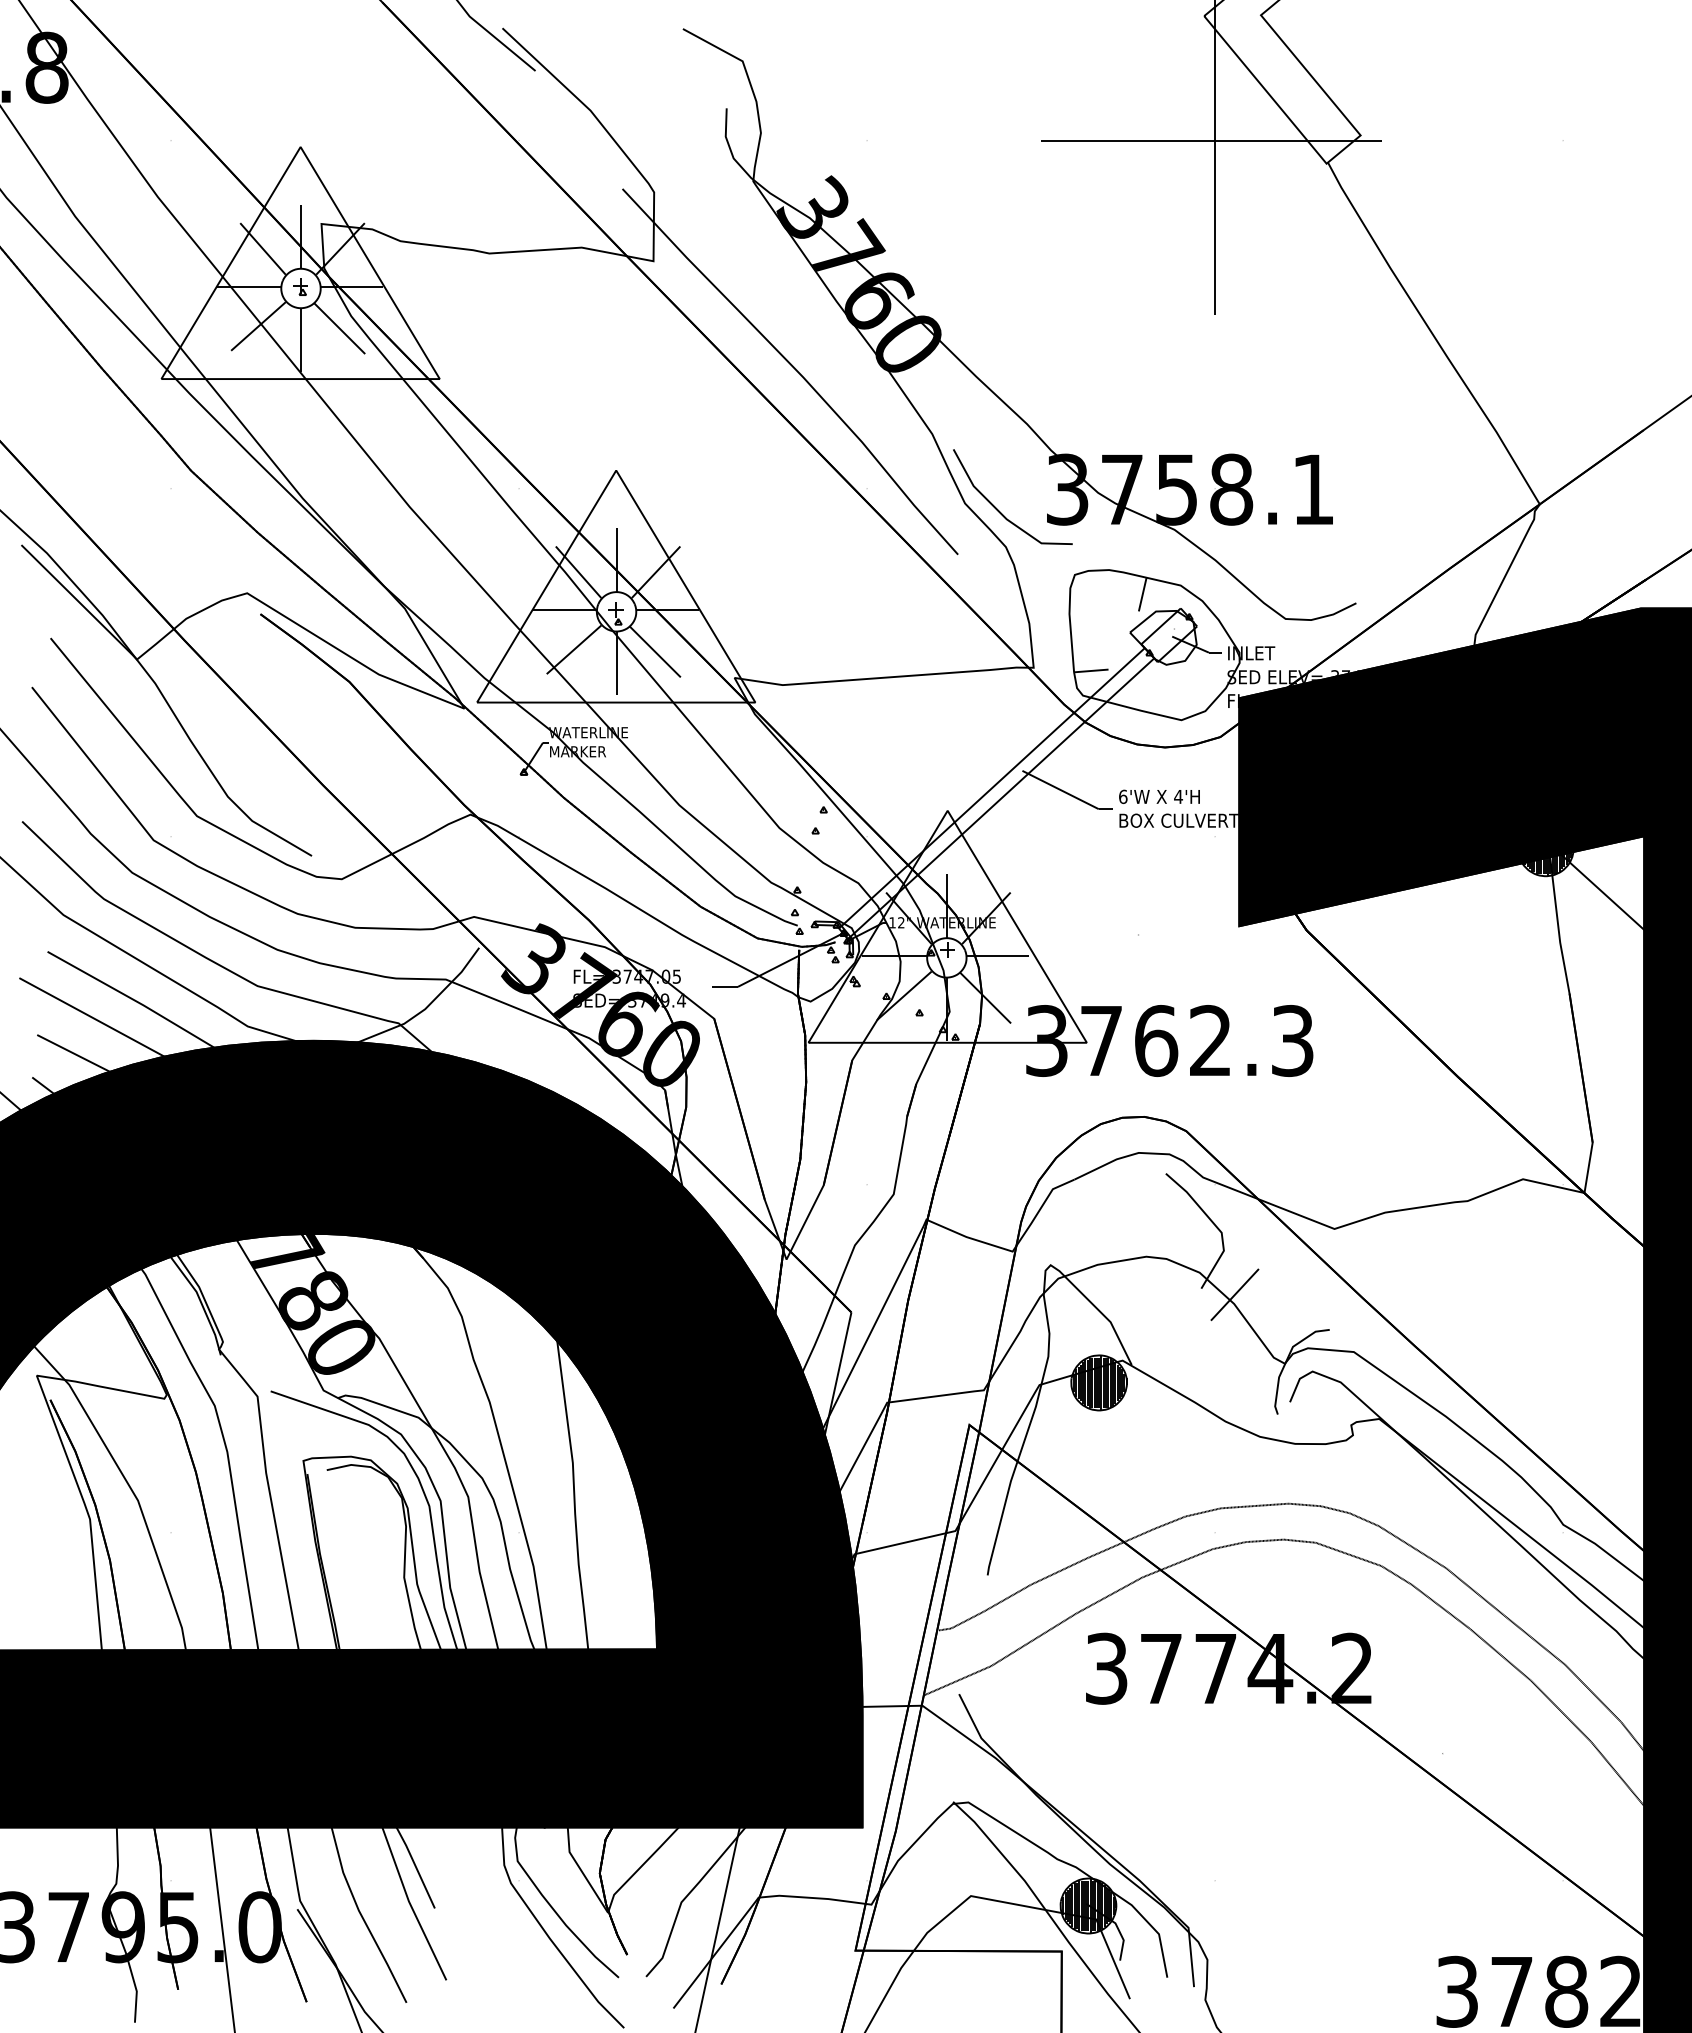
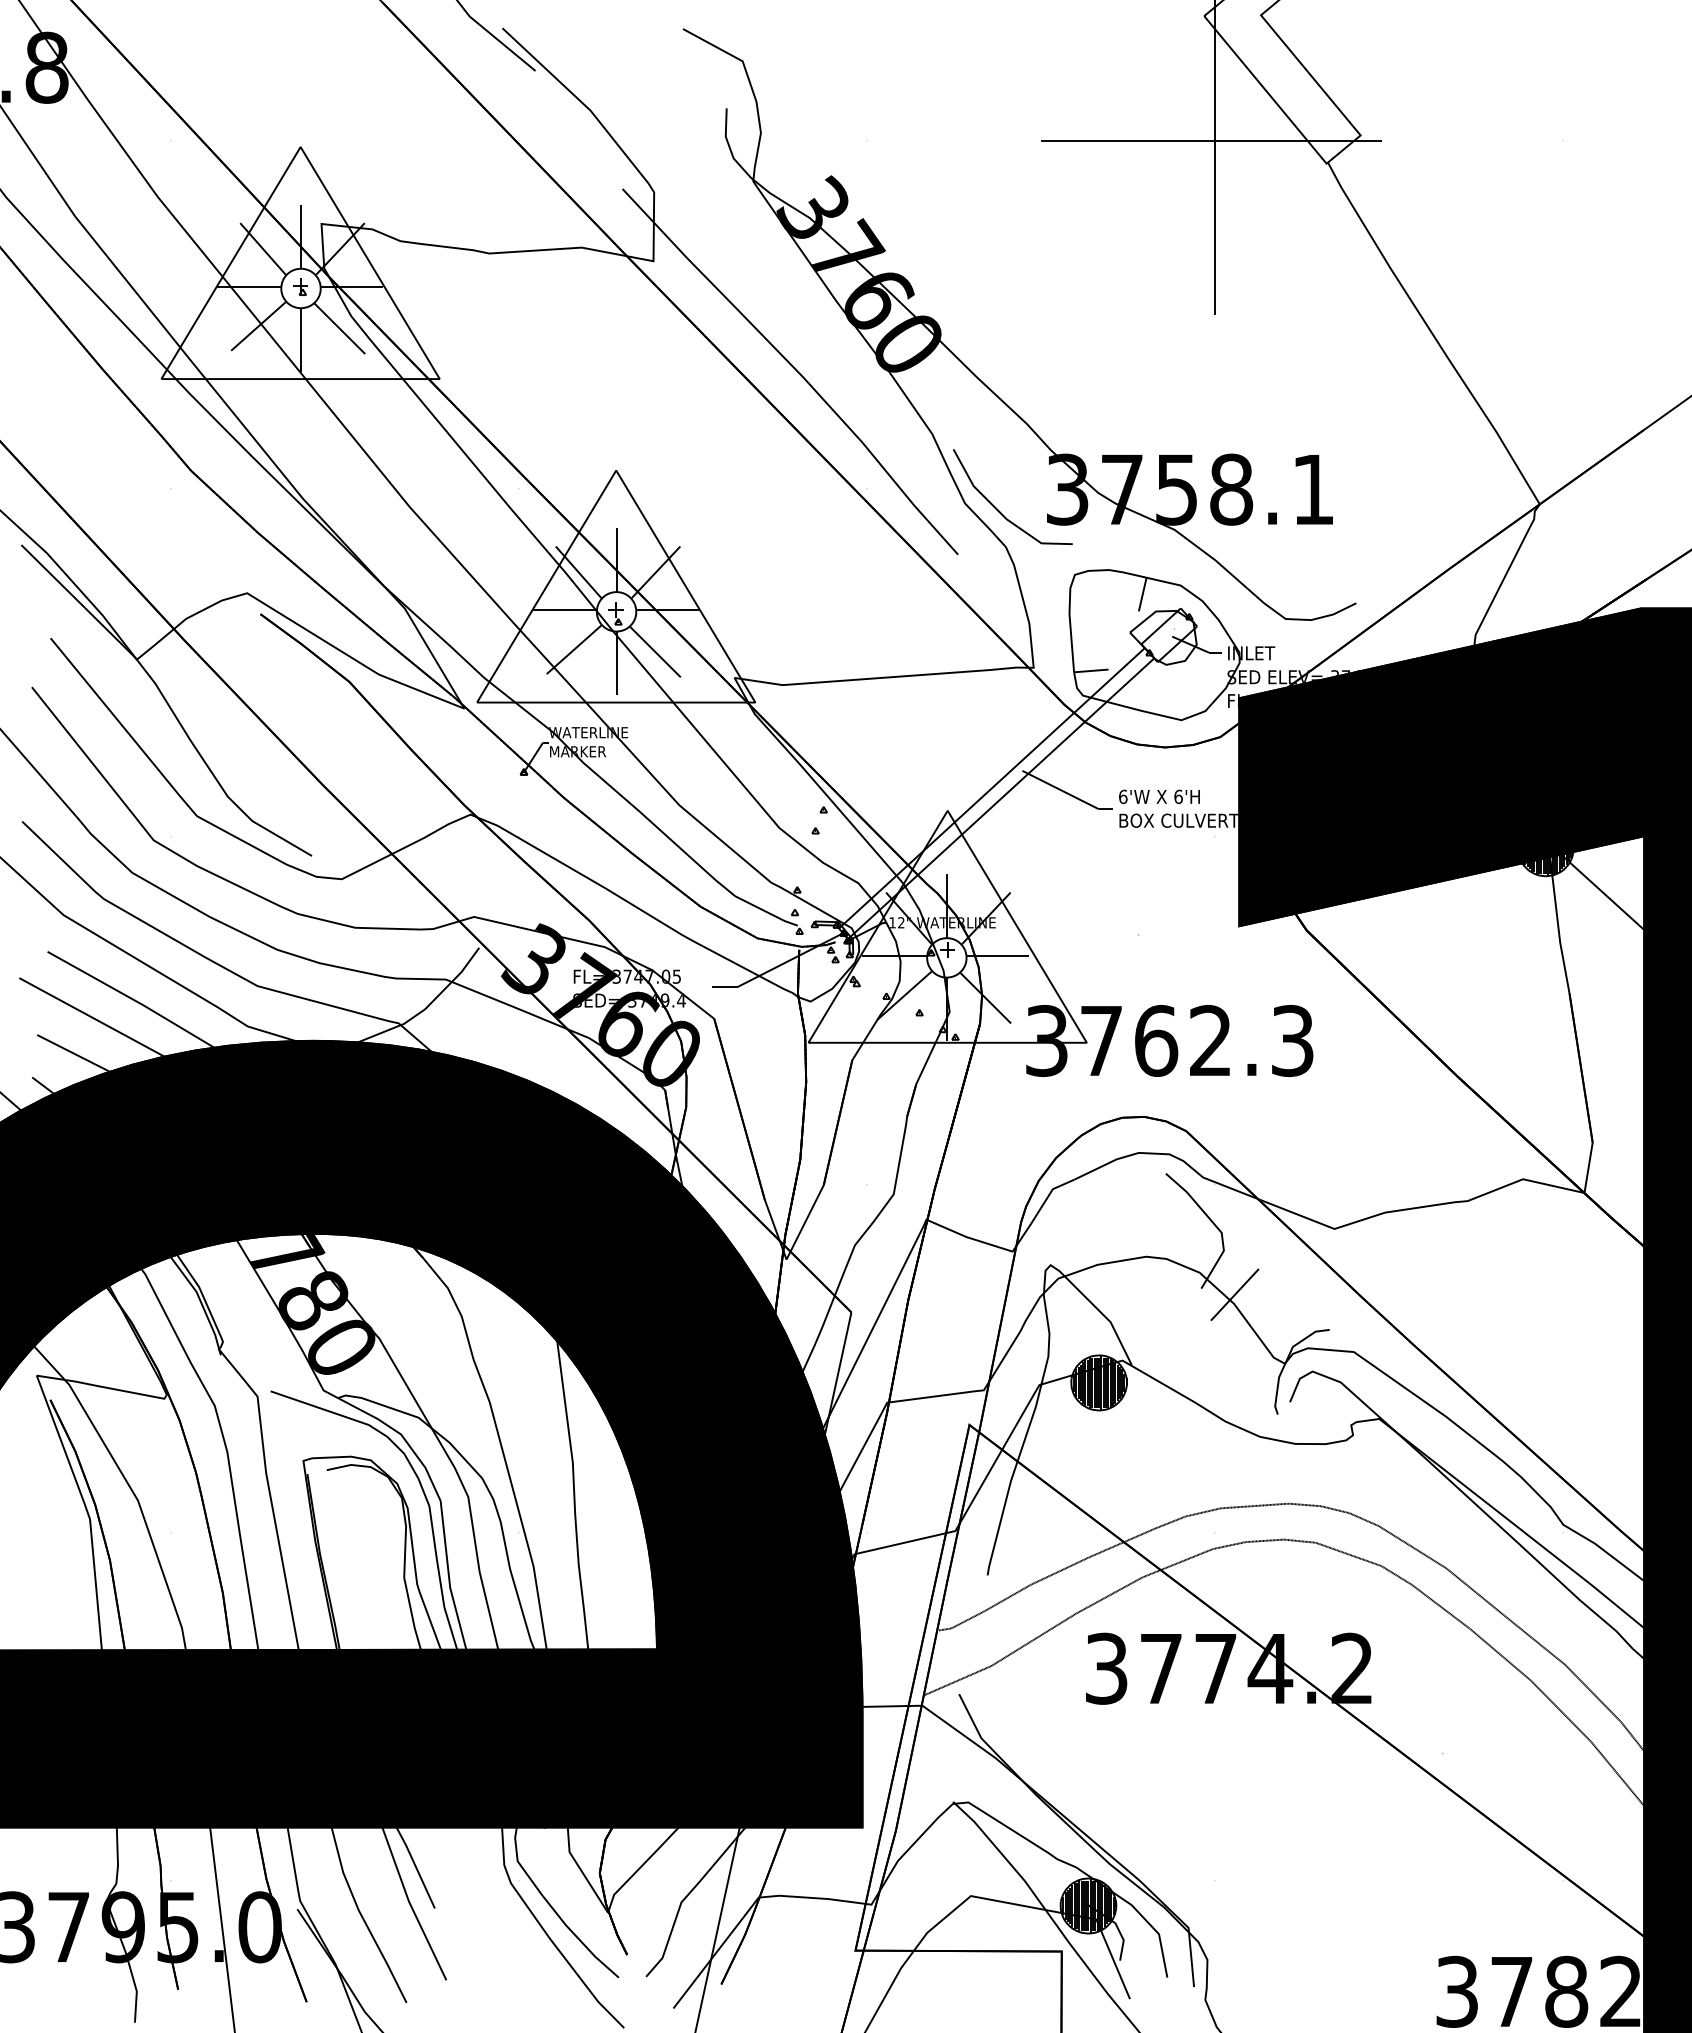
text: 4'H -> 6'H (1178, 796)
